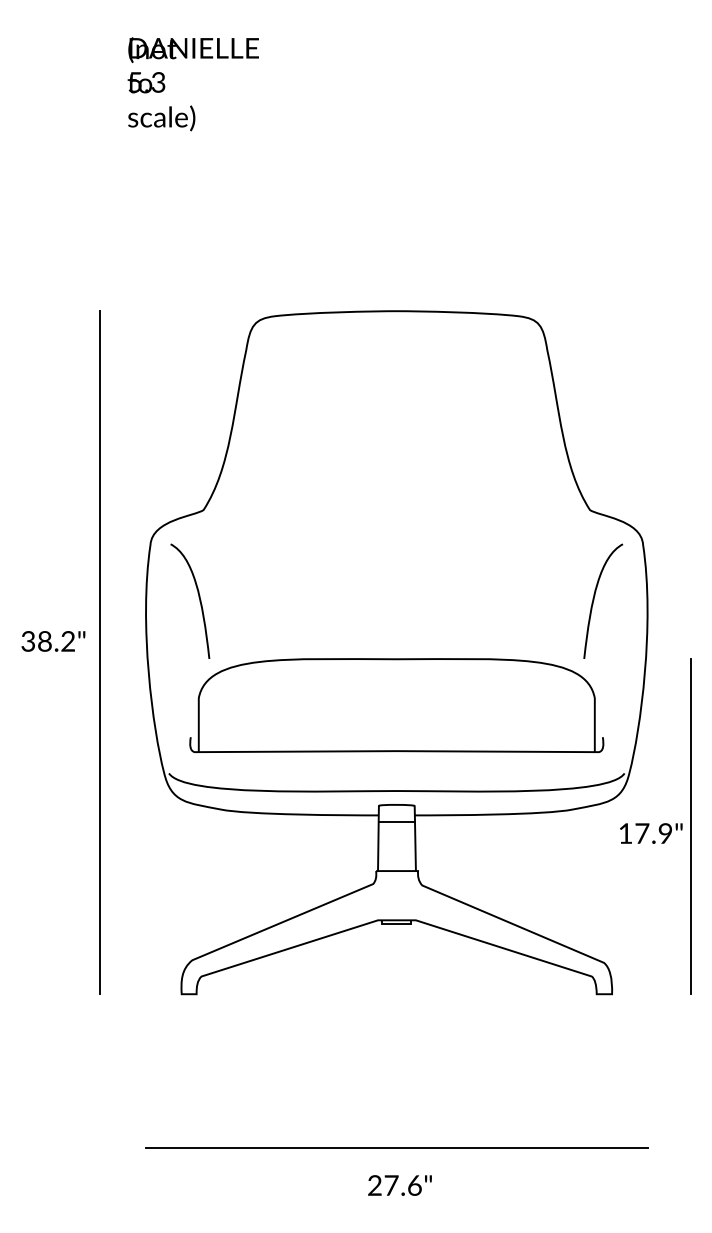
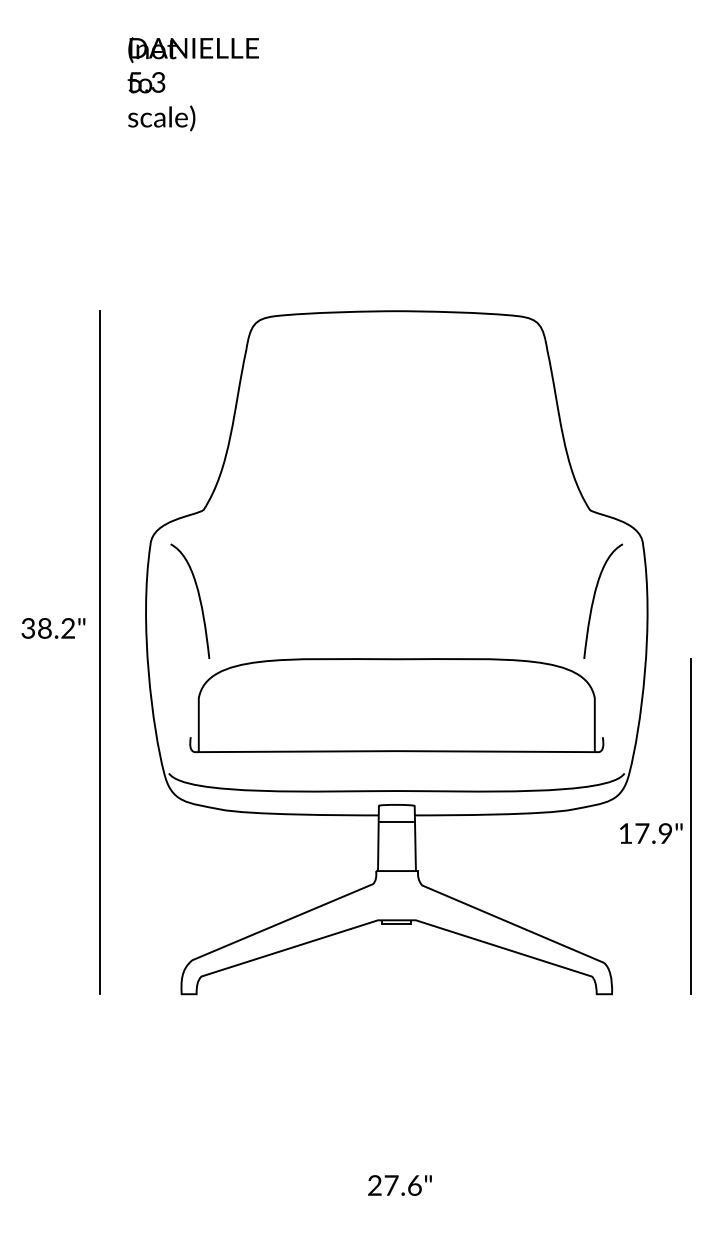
text position: (53, 641) -> (53, 628) (53, 628)
line: present -> none (396, 1147)
